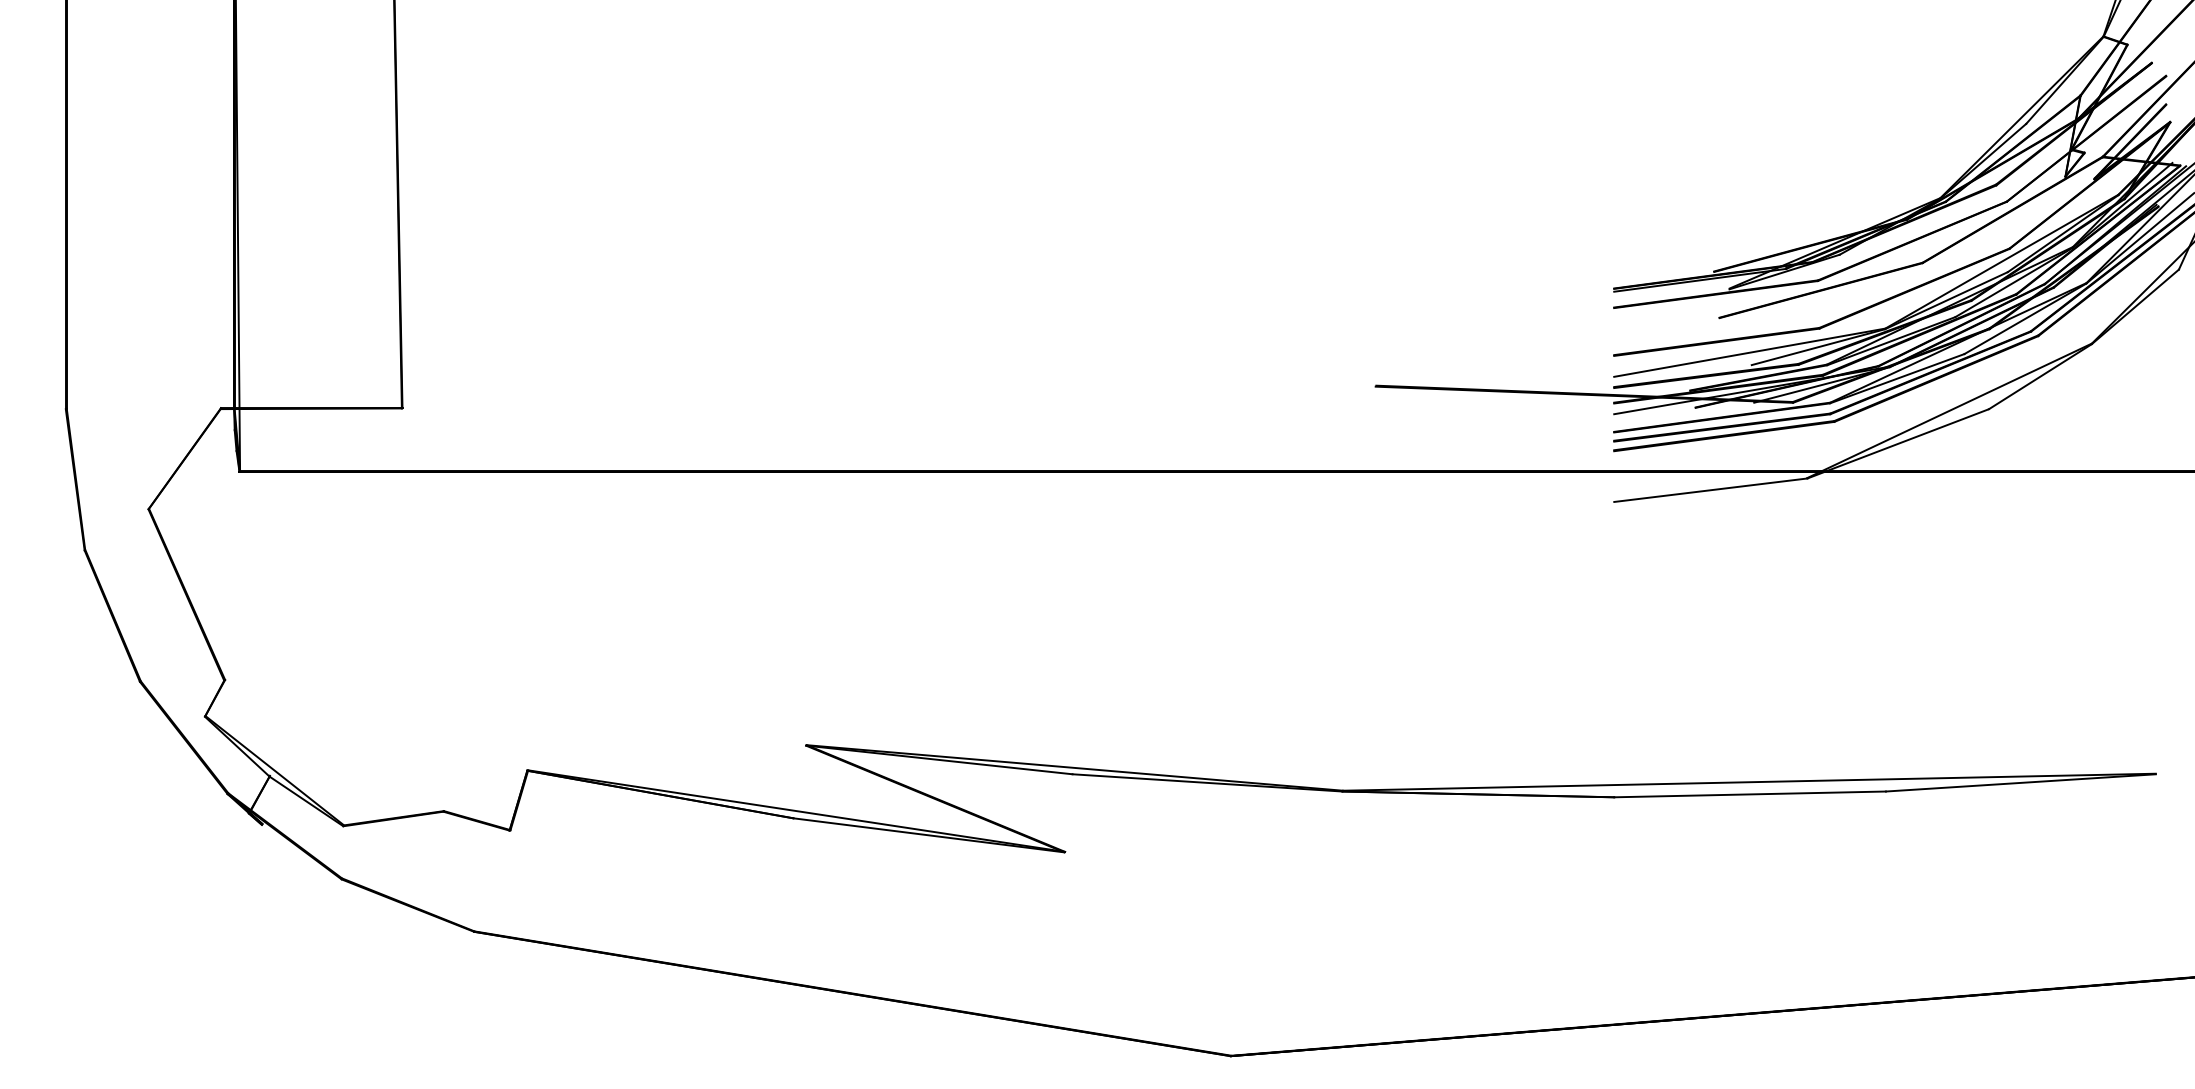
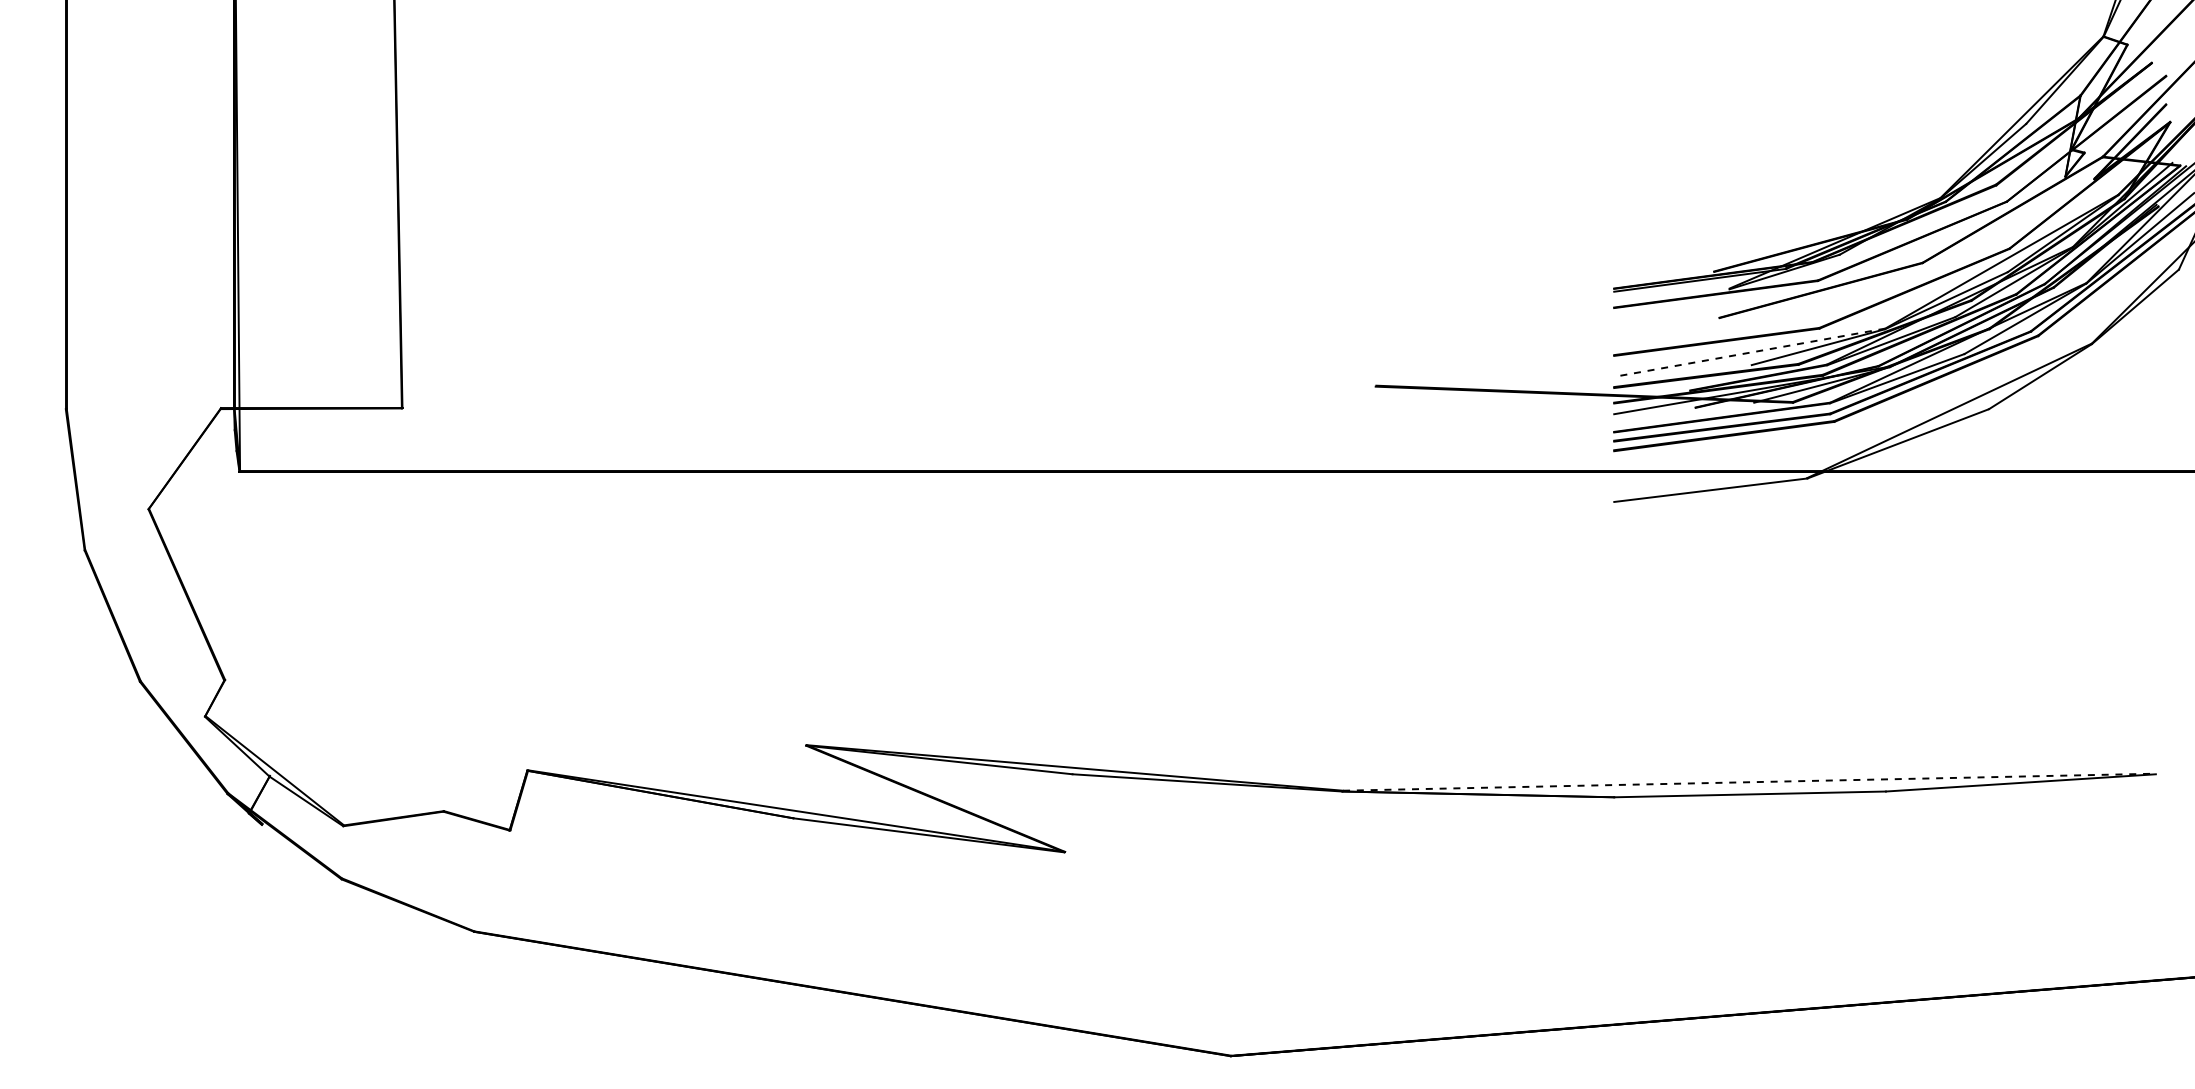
line: solid -> dashed (1749, 352)
line: solid -> dashed (1749, 782)
